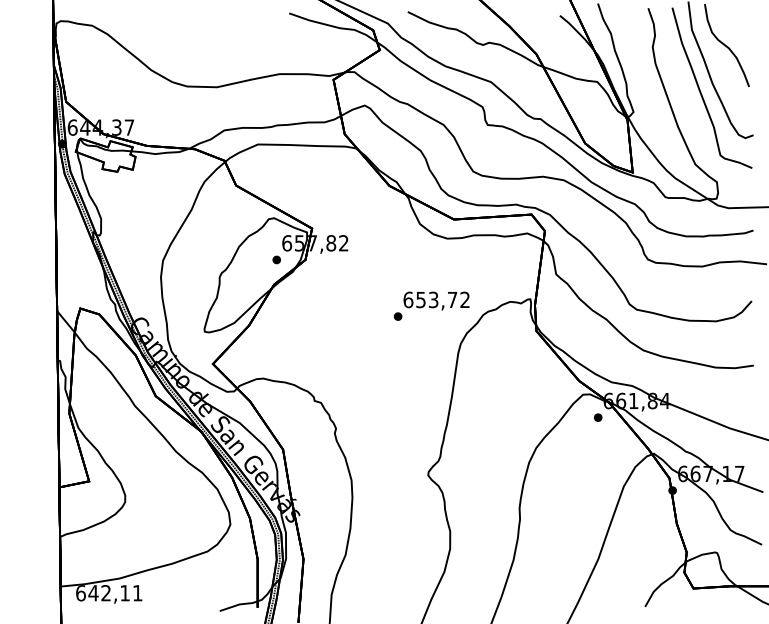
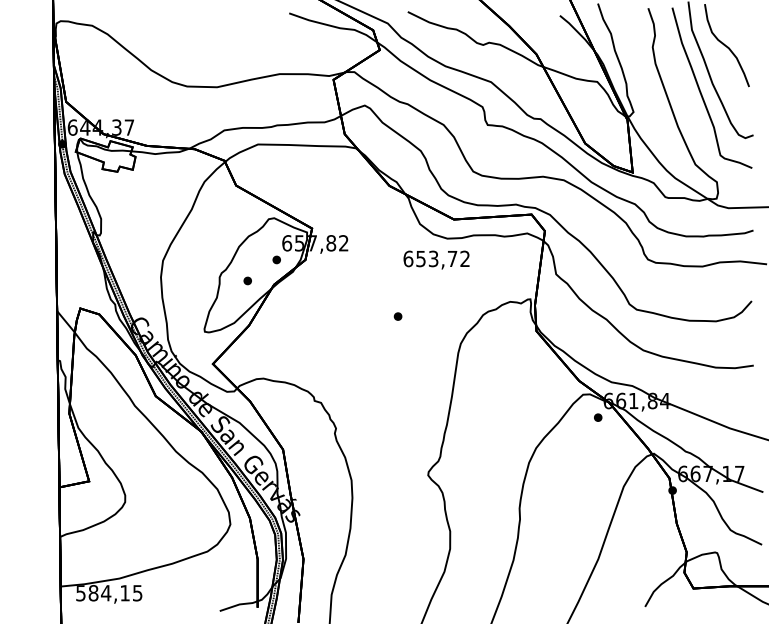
part: none -> present (247, 280)
text position: (436, 300) -> (436, 259) (436, 259)
text: 642,11 -> 584,15 (109, 593)
